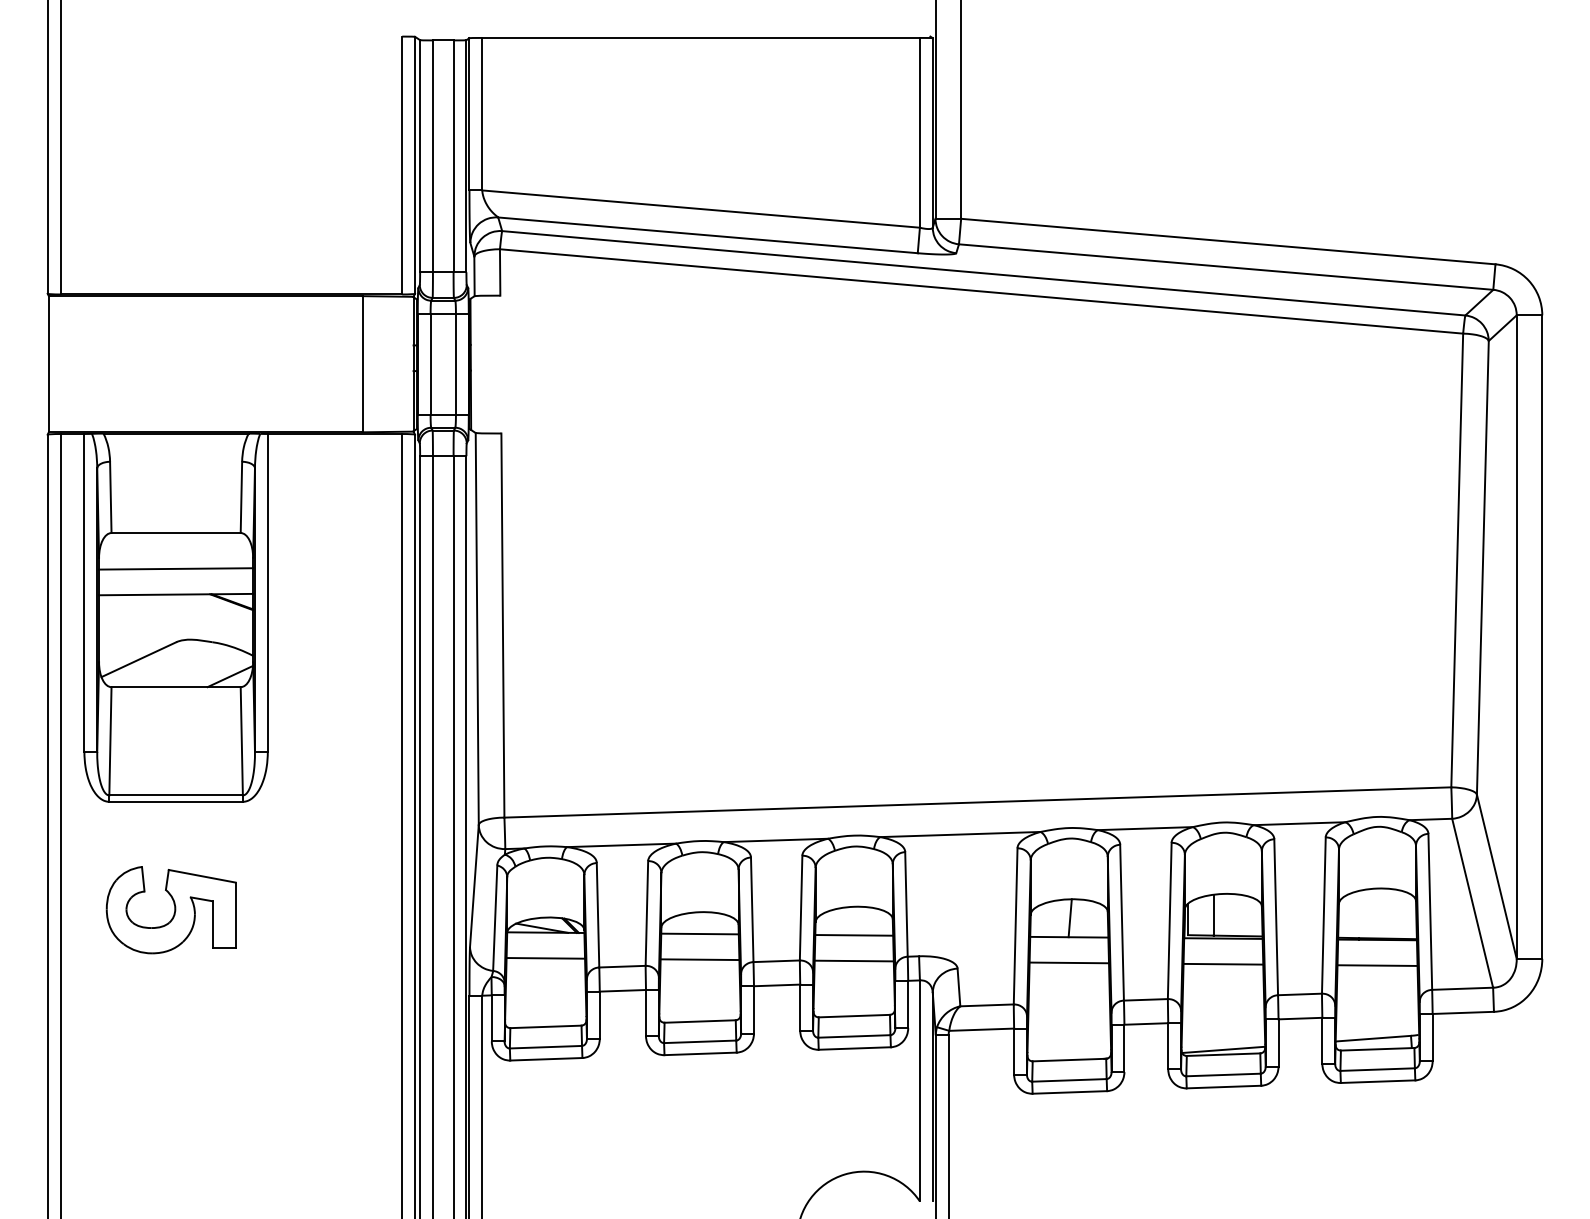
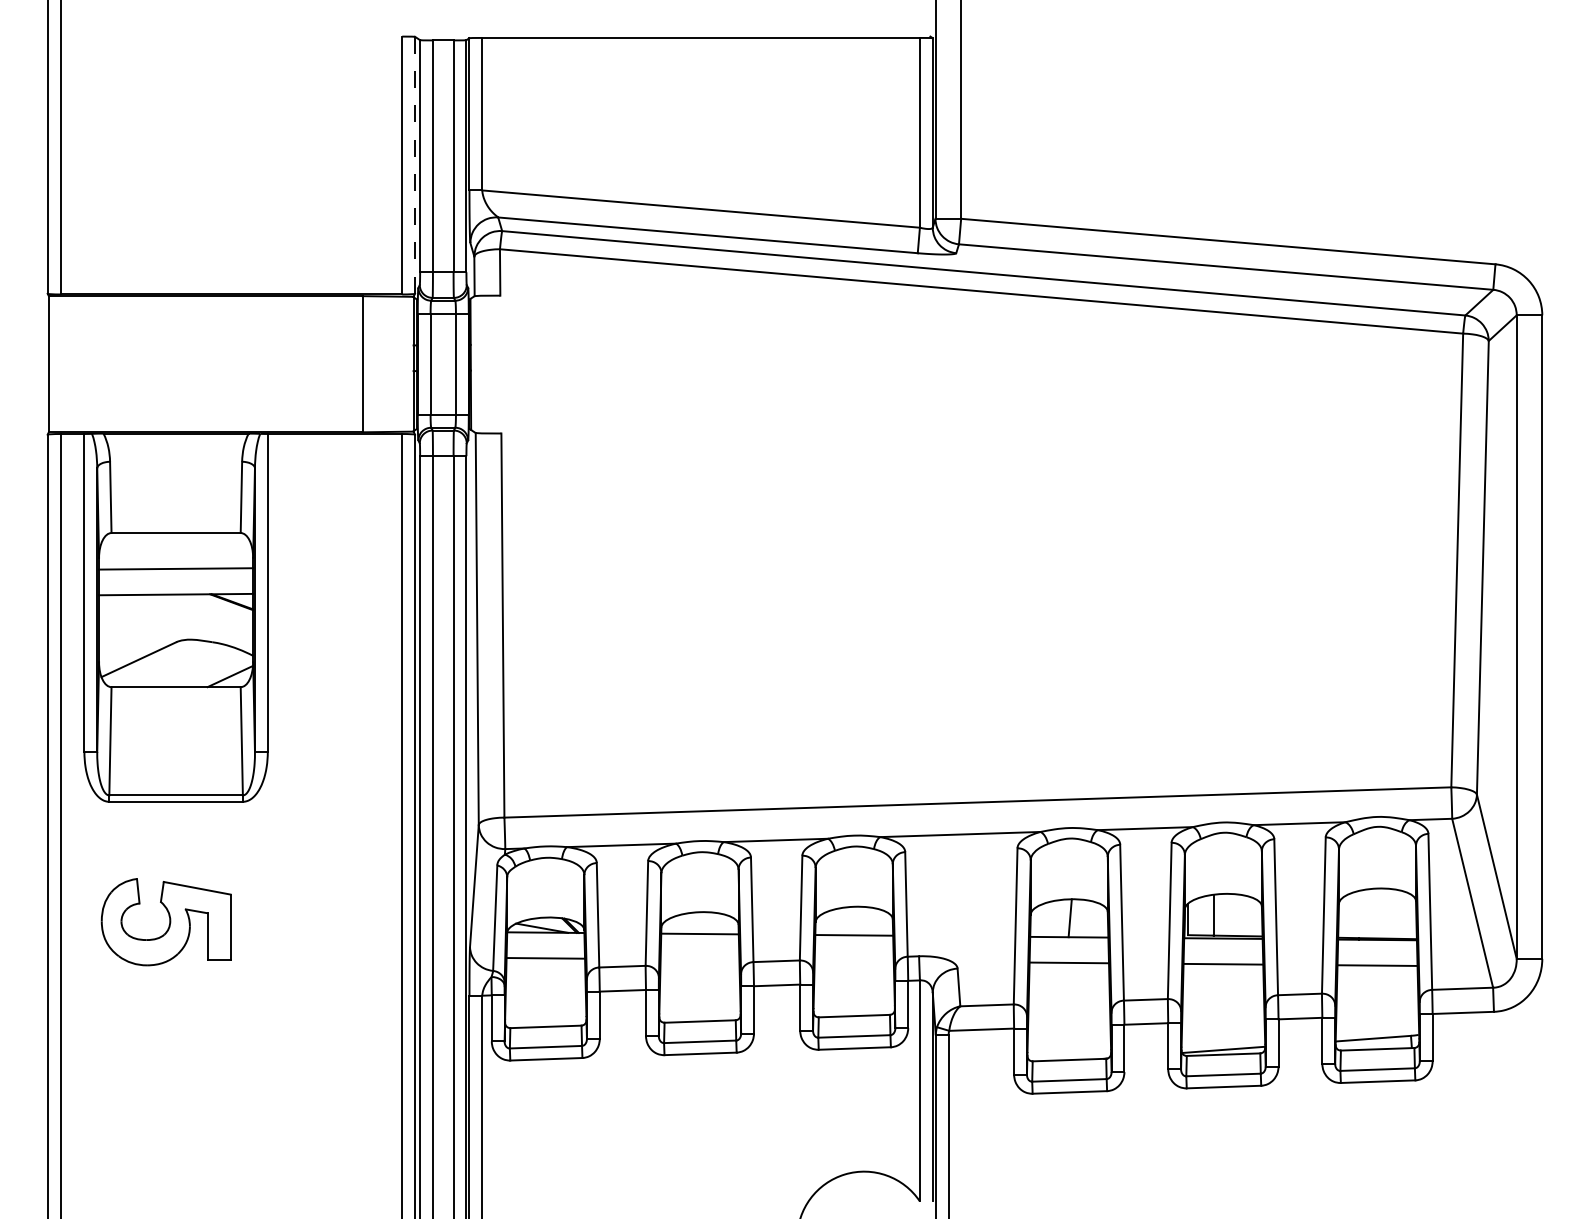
line: solid -> dashed (415, 165)
part position: (170, 910) -> (165, 922) (165, 922)
line: present -> none (699, 959)
line: present -> none (853, 960)
